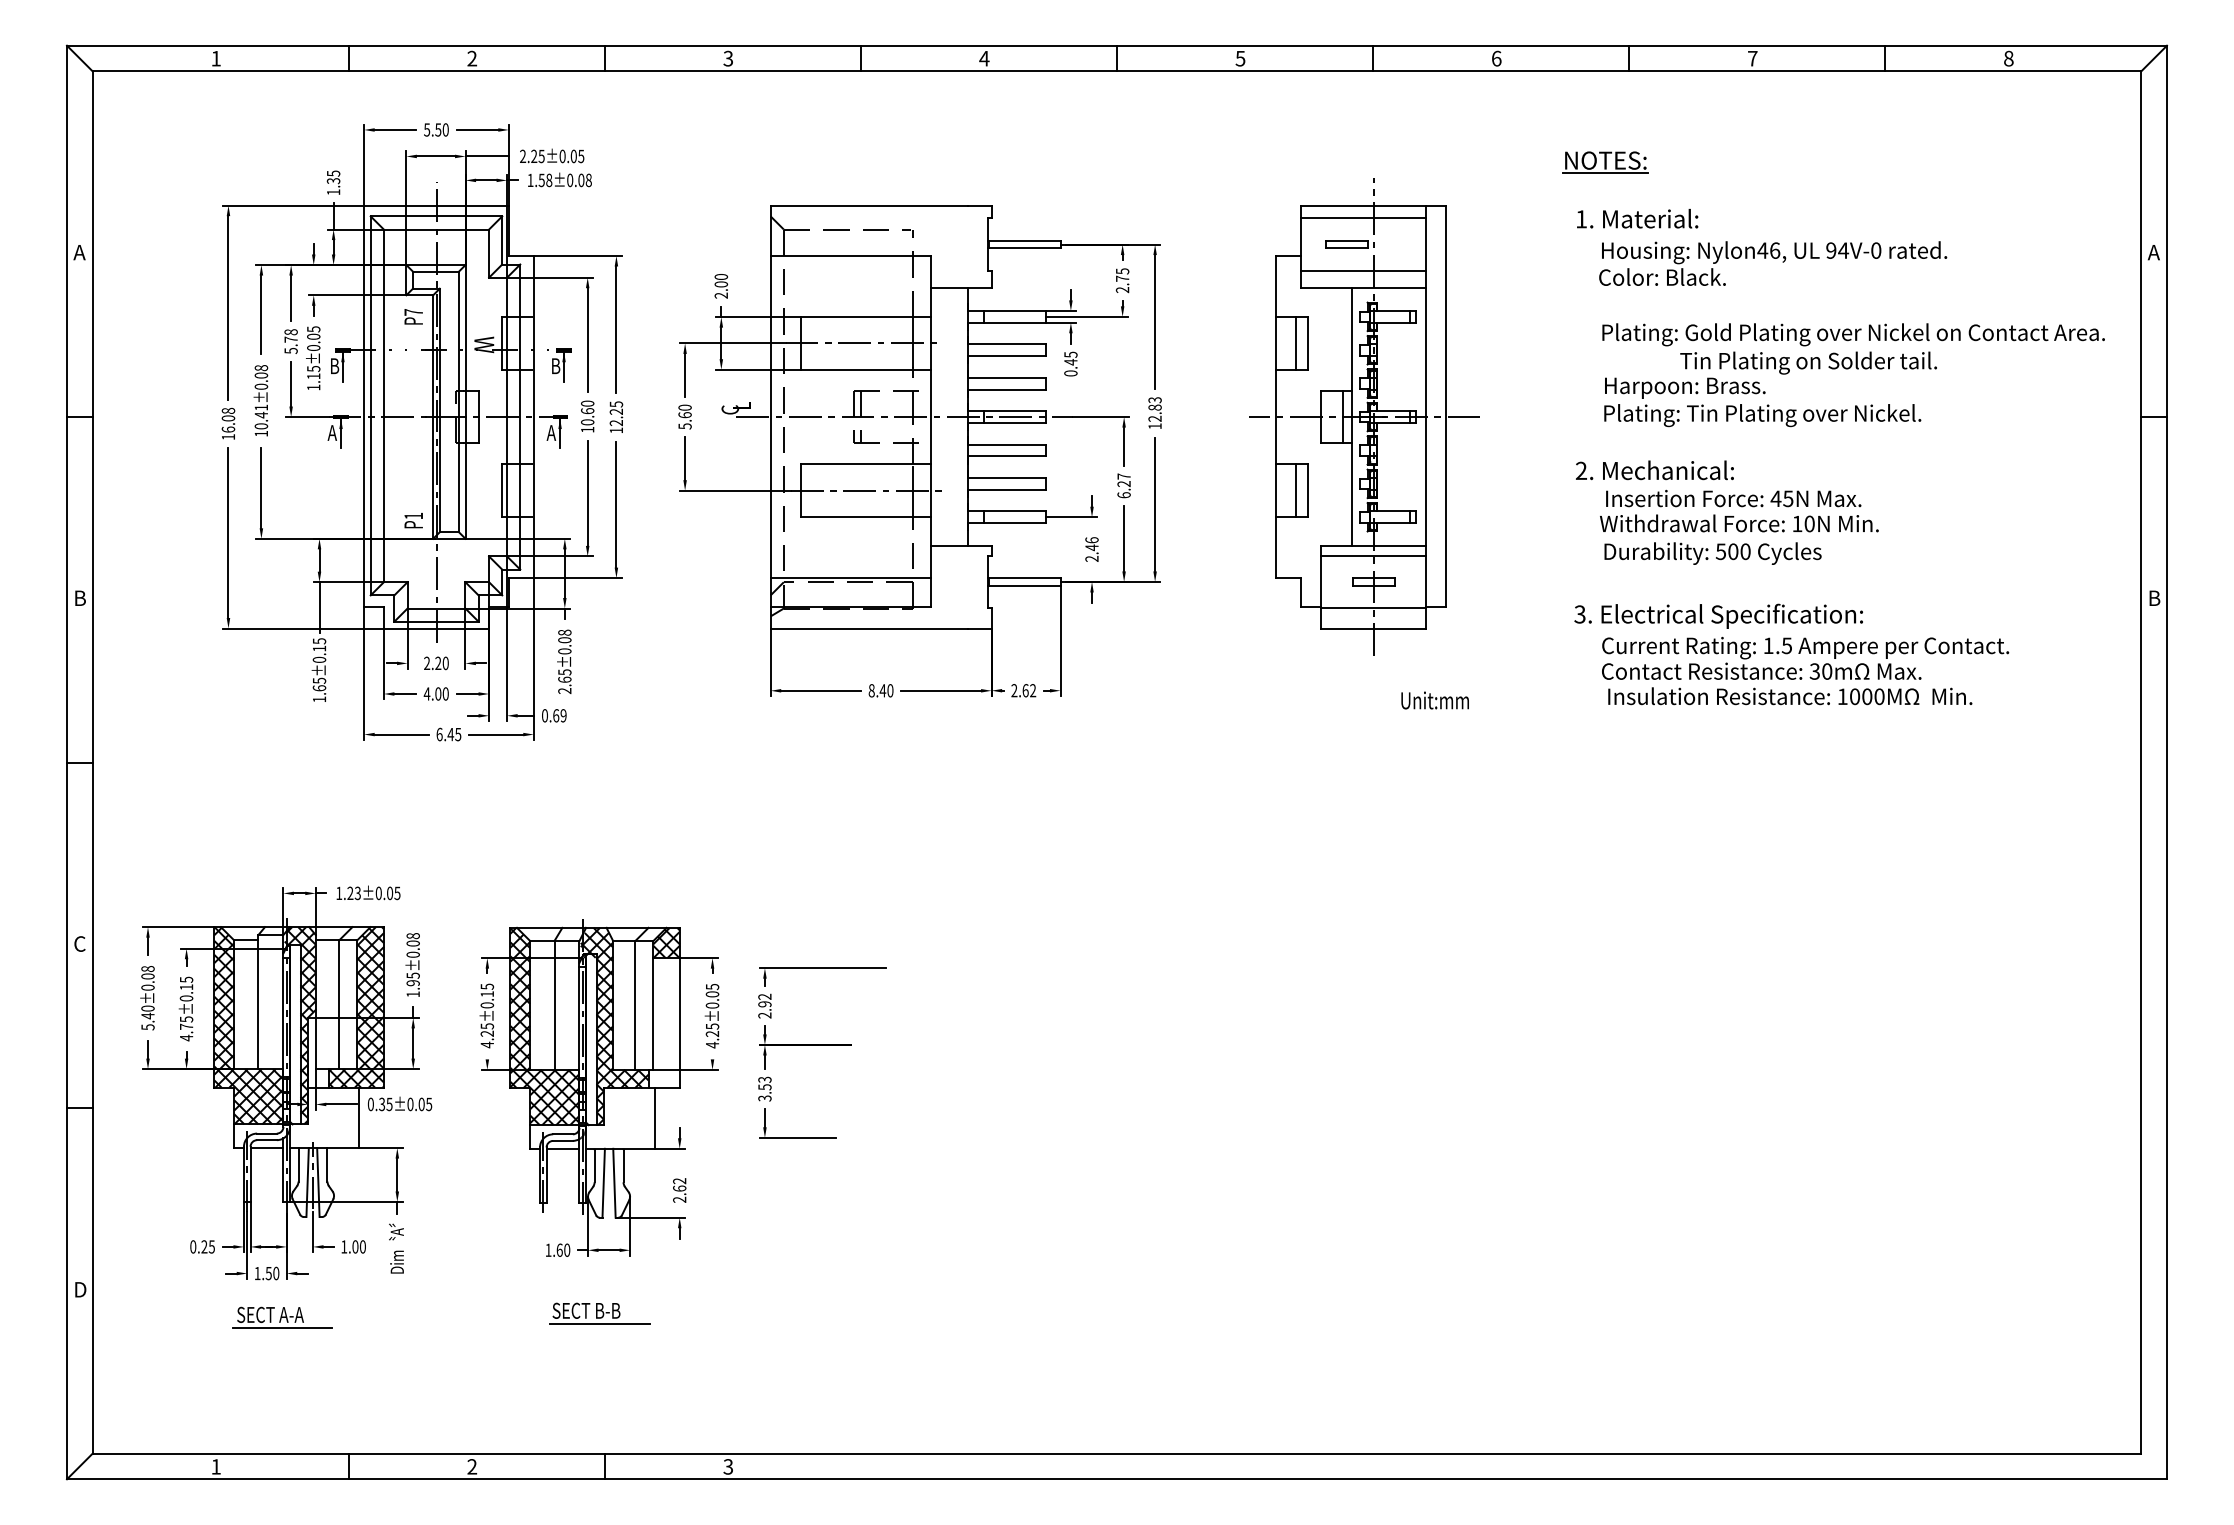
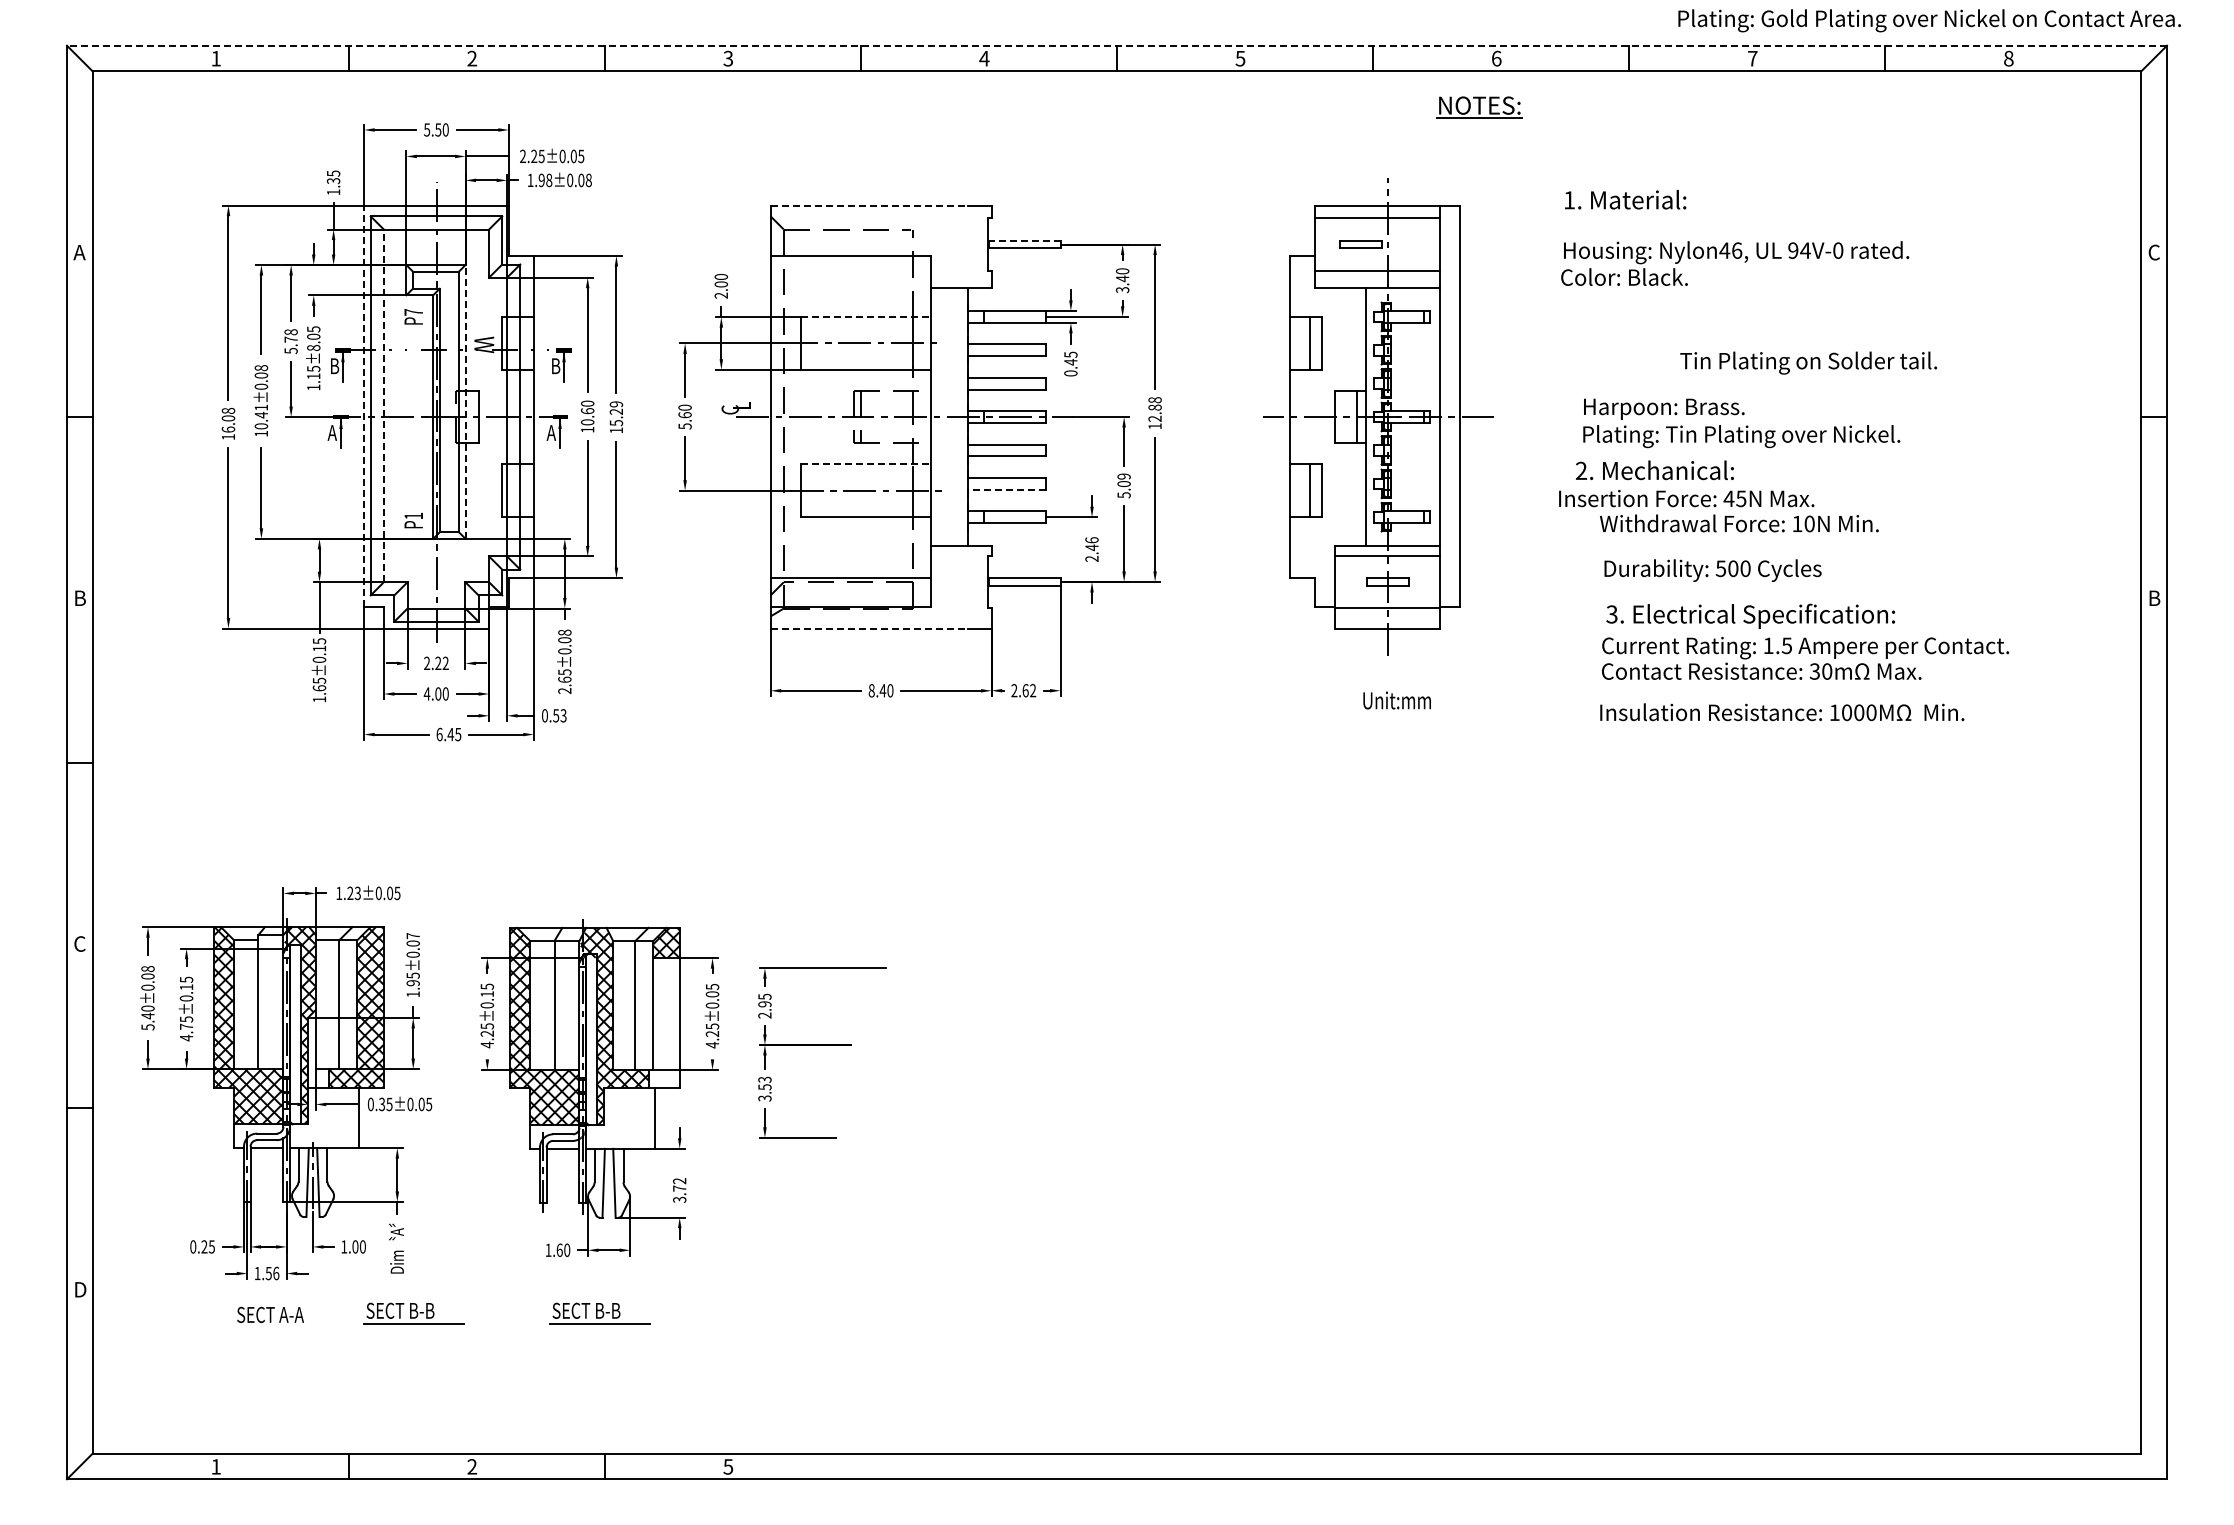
line: solid -> dashed (1117, 45)
part position: (1605, 162) -> (1479, 107) (1479, 107)
text: 1.58±0.08 -> 1.98±0.08 (541, 179)
line: solid -> dashed (869, 205)
text position: (1637, 218) -> (1625, 199) (1625, 199)
line: solid -> dashed (1024, 240)
text: A -> C (2153, 252)
text position: (1773, 263) -> (1735, 263) (1735, 263)
text: 2.75 -> 3.40 (1122, 280)
line: solid -> dashed (866, 317)
text position: (1853, 334) -> (1929, 20) (1929, 20)
text: 1.15±0.05 -> 1.15±8.05 (313, 347)
text: 12.83 -> 12.88 (1154, 400)
line: solid -> dashed (465, 401)
text position: (1762, 402) -> (1741, 423) (1741, 423)
line: solid -> dashed (383, 405)
line: solid -> dashed (364, 406)
text: 12.25 -> 15.29 (616, 413)
part position: (1364, 416) -> (1378, 416) (1378, 416)
line: solid -> dashed (866, 464)
text: 6.27 -> 5.09 (1123, 485)
line: solid -> dashed (1006, 489)
text position: (1733, 498) -> (1686, 498) (1686, 498)
text position: (1712, 553) -> (1712, 570) (1712, 570)
text position: (1718, 615) -> (1750, 615) (1750, 615)
line: solid -> dashed (869, 628)
text: 2.20 -> 2.22 (445, 663)
text position: (1790, 696) -> (1782, 712) (1782, 712)
text position: (1434, 700) -> (1396, 700) (1396, 700)
text: 0.69 -> 0.53 (559, 715)
text: 1.95±0.08 -> 1.95±0.07 (412, 936)
text: 2.92 -> 2.95 (764, 996)
text: 2.62 -> 3.72 (679, 1193)
text: 1.50 -> 1.56 (276, 1272)
part: none -> present (413, 1313)
line: present -> none (282, 1328)
text: 3 -> 5 (728, 1466)
